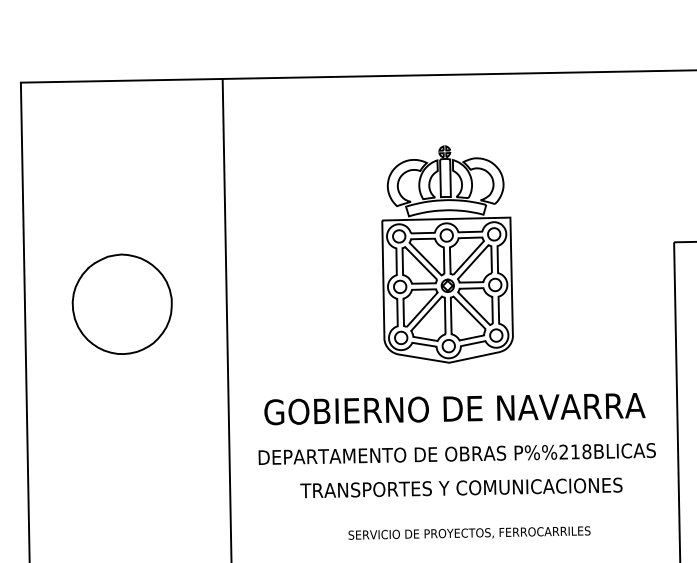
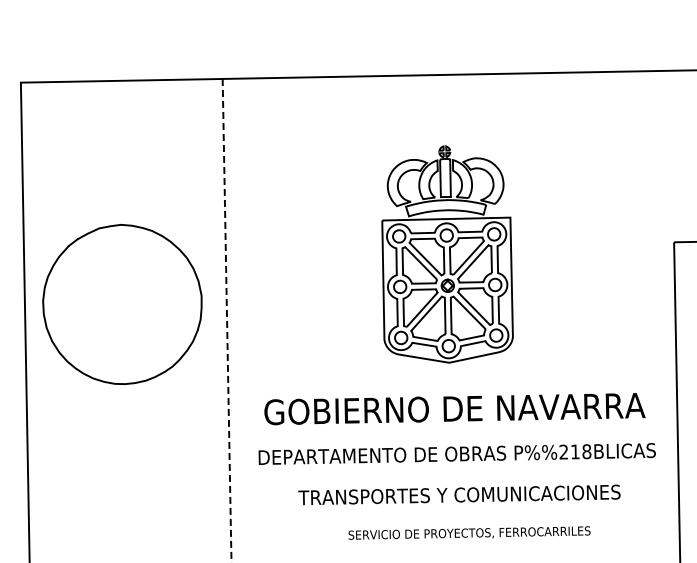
part size: 102x102 px -> 161x161 px (122, 304)
line: solid -> dashed (227, 320)
text position: (461, 487) -> (459, 494) (459, 494)
